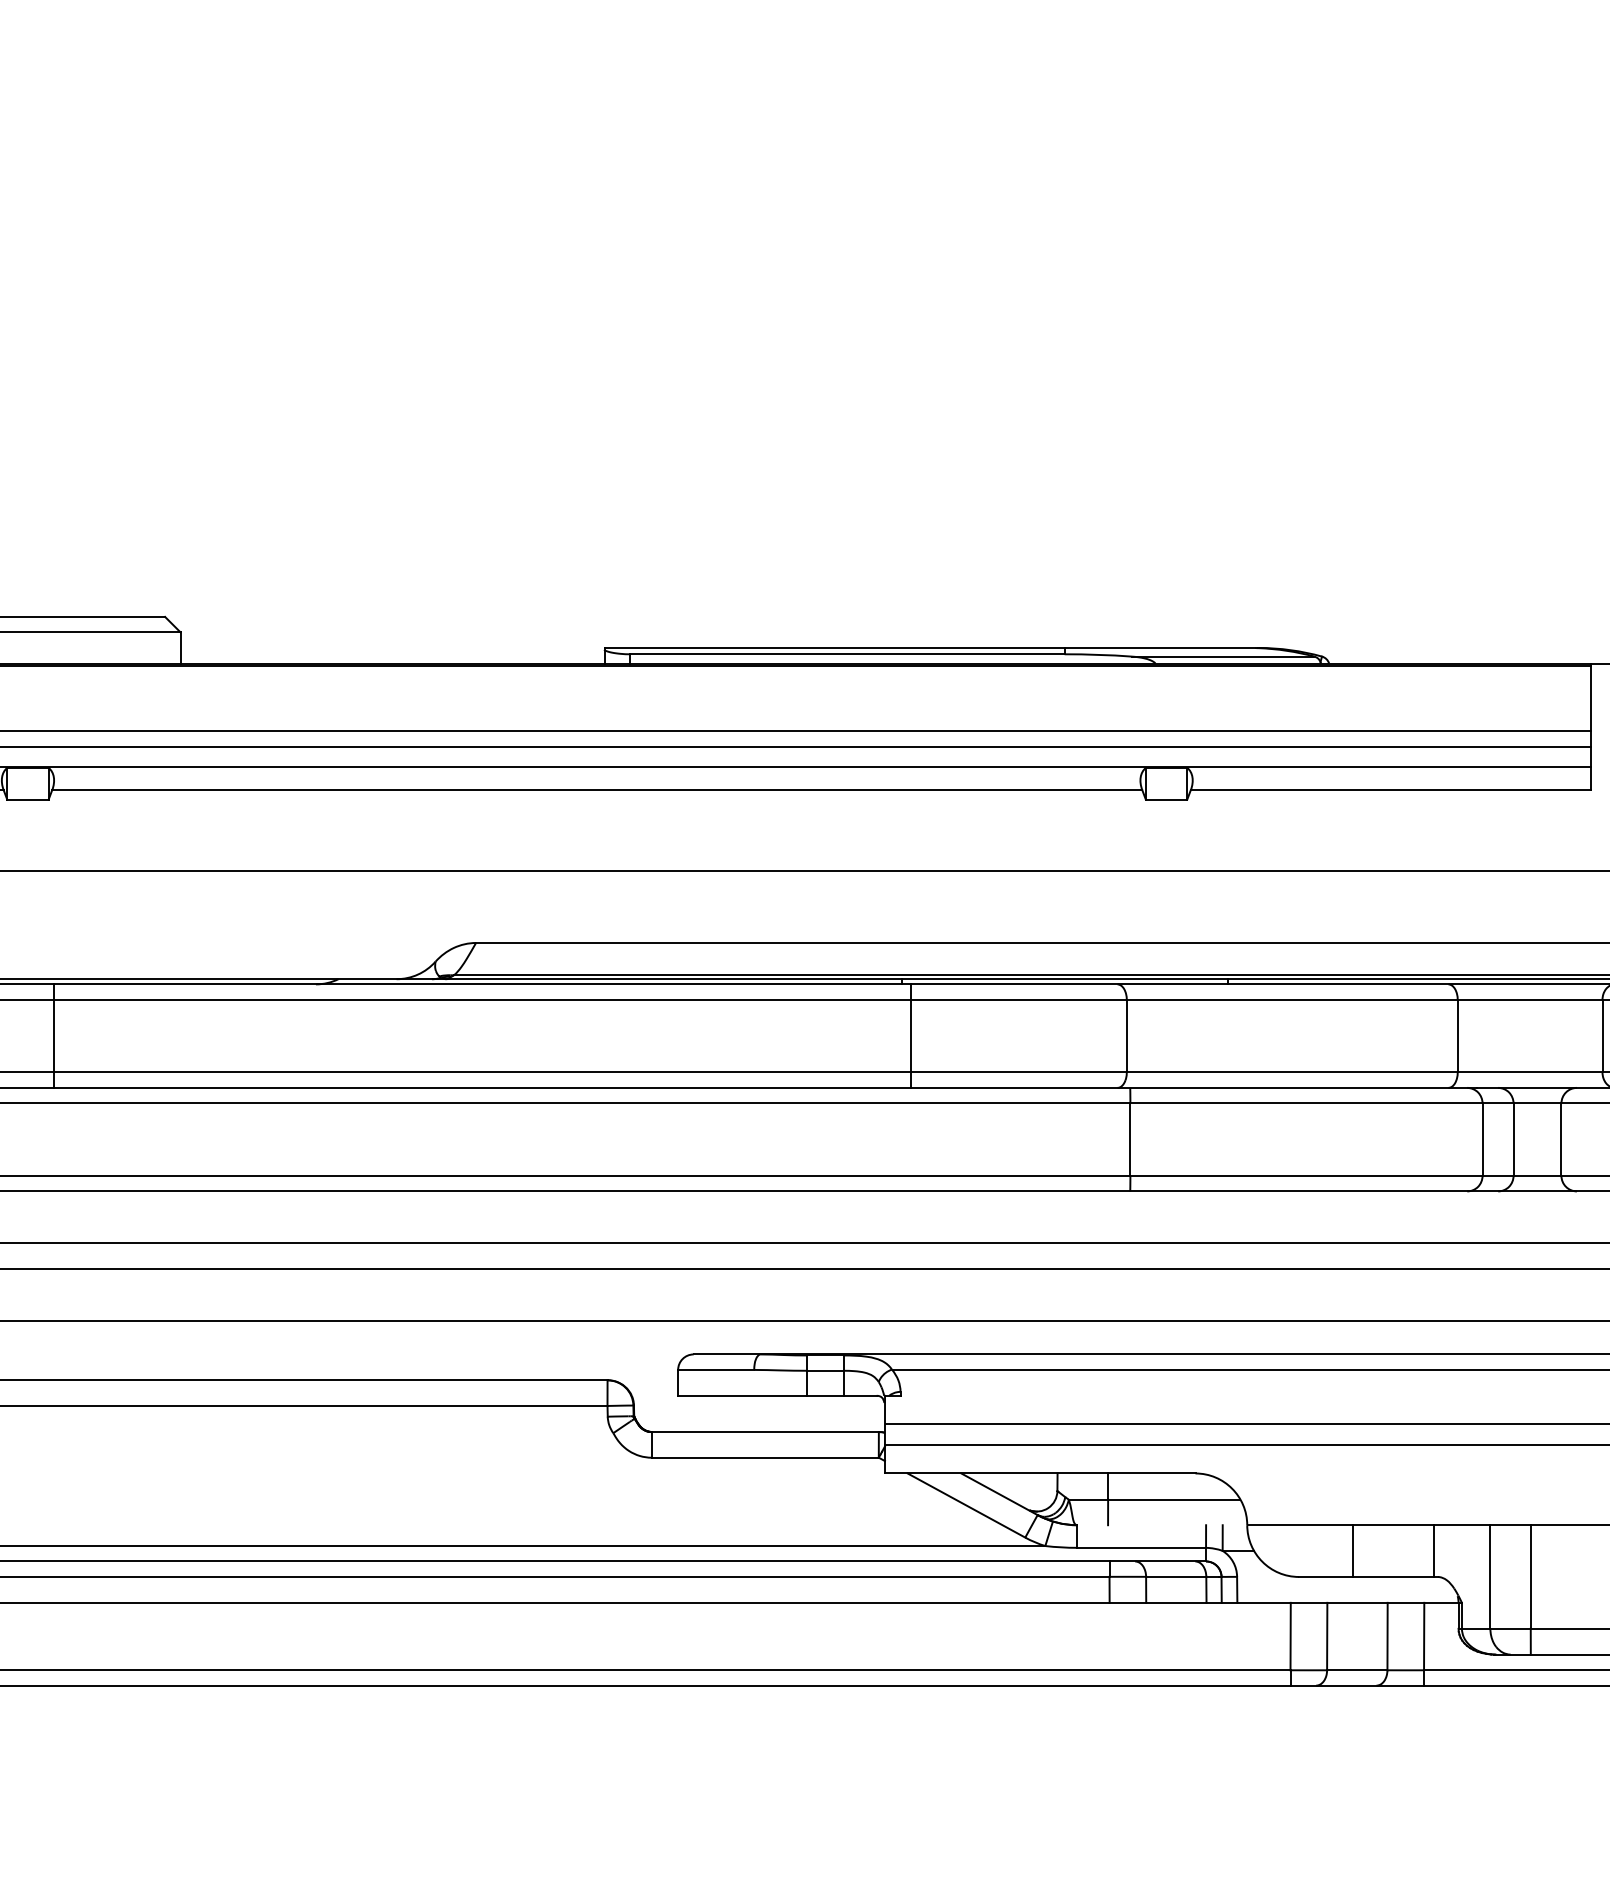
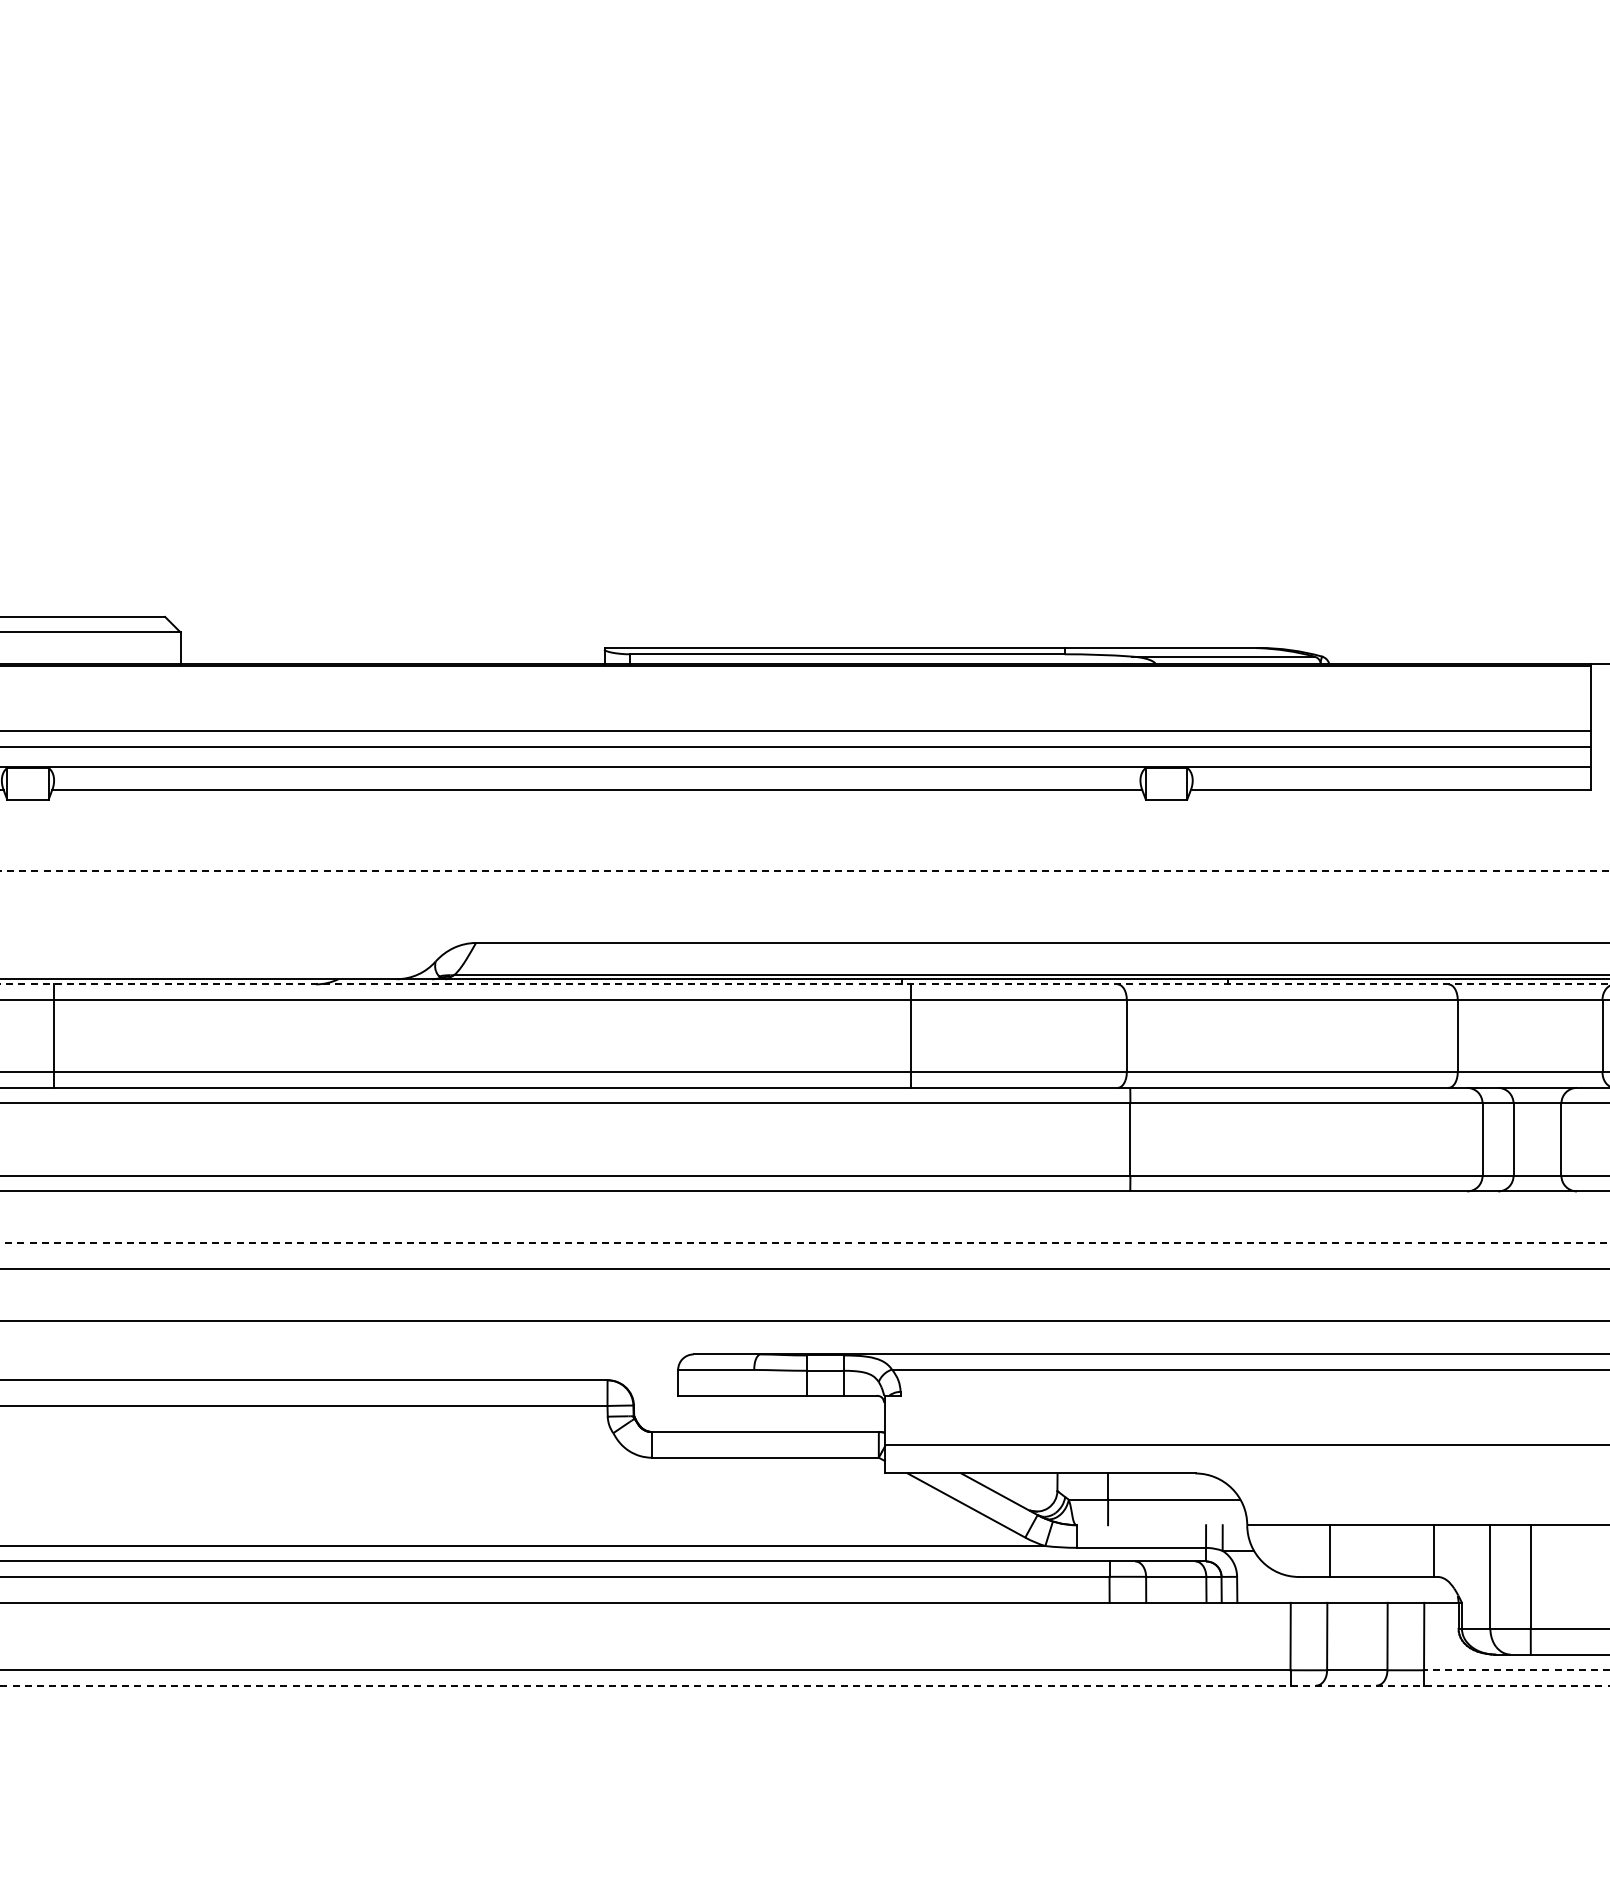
line: solid -> dashed (805, 870)
line: solid -> dashed (804, 984)
line: solid -> dashed (805, 1243)
line: present -> none (1246, 1424)
line position: (1352, 1550) -> (1329, 1550) (1329, 1550)
line: solid -> dashed (1516, 1670)
line: solid -> dashed (804, 1685)
